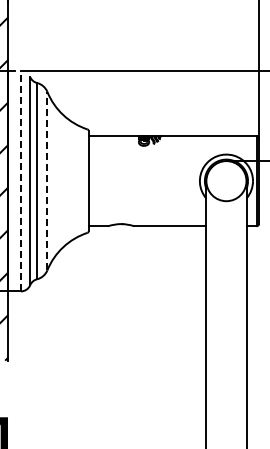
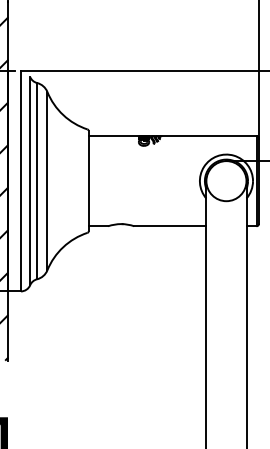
line: dashed -> solid (20, 180)
line: dashed -> solid (47, 180)
